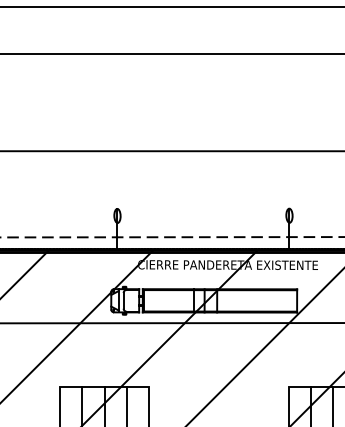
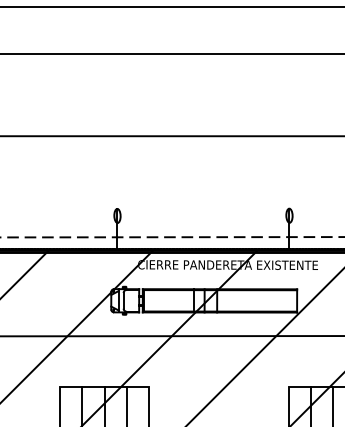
line position: (171, 151) -> (171, 136) (171, 136)
line position: (171, 323) -> (171, 336) (171, 336)
